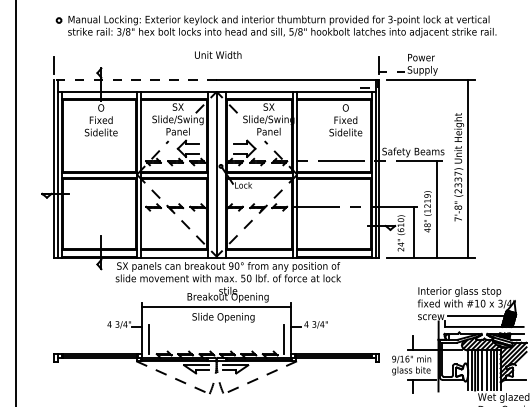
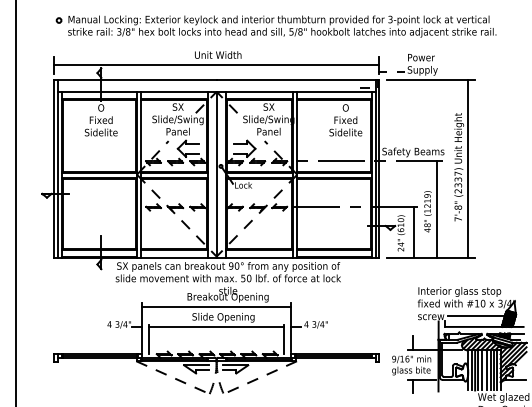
line: none -> present (216, 65)
line: dashed -> solid (134, 79)
line: none -> present (216, 327)
